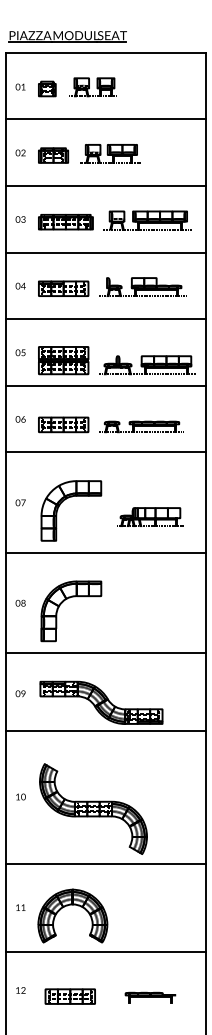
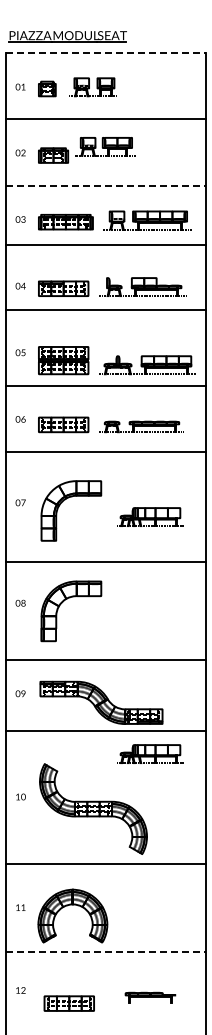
line: solid -> dashed (105, 52)
part position: (110, 153) -> (105, 146) (105, 146)
line: solid -> dashed (105, 185)
line position: (105, 252) -> (105, 244) (105, 244)
line position: (105, 319) -> (105, 310) (105, 310)
line position: (105, 552) -> (105, 561) (105, 561)
line position: (105, 653) -> (105, 660) (105, 660)
part: none -> present (150, 753)
line: solid -> dashed (105, 952)
part position: (69, 996) -> (68, 1003) (68, 1003)
